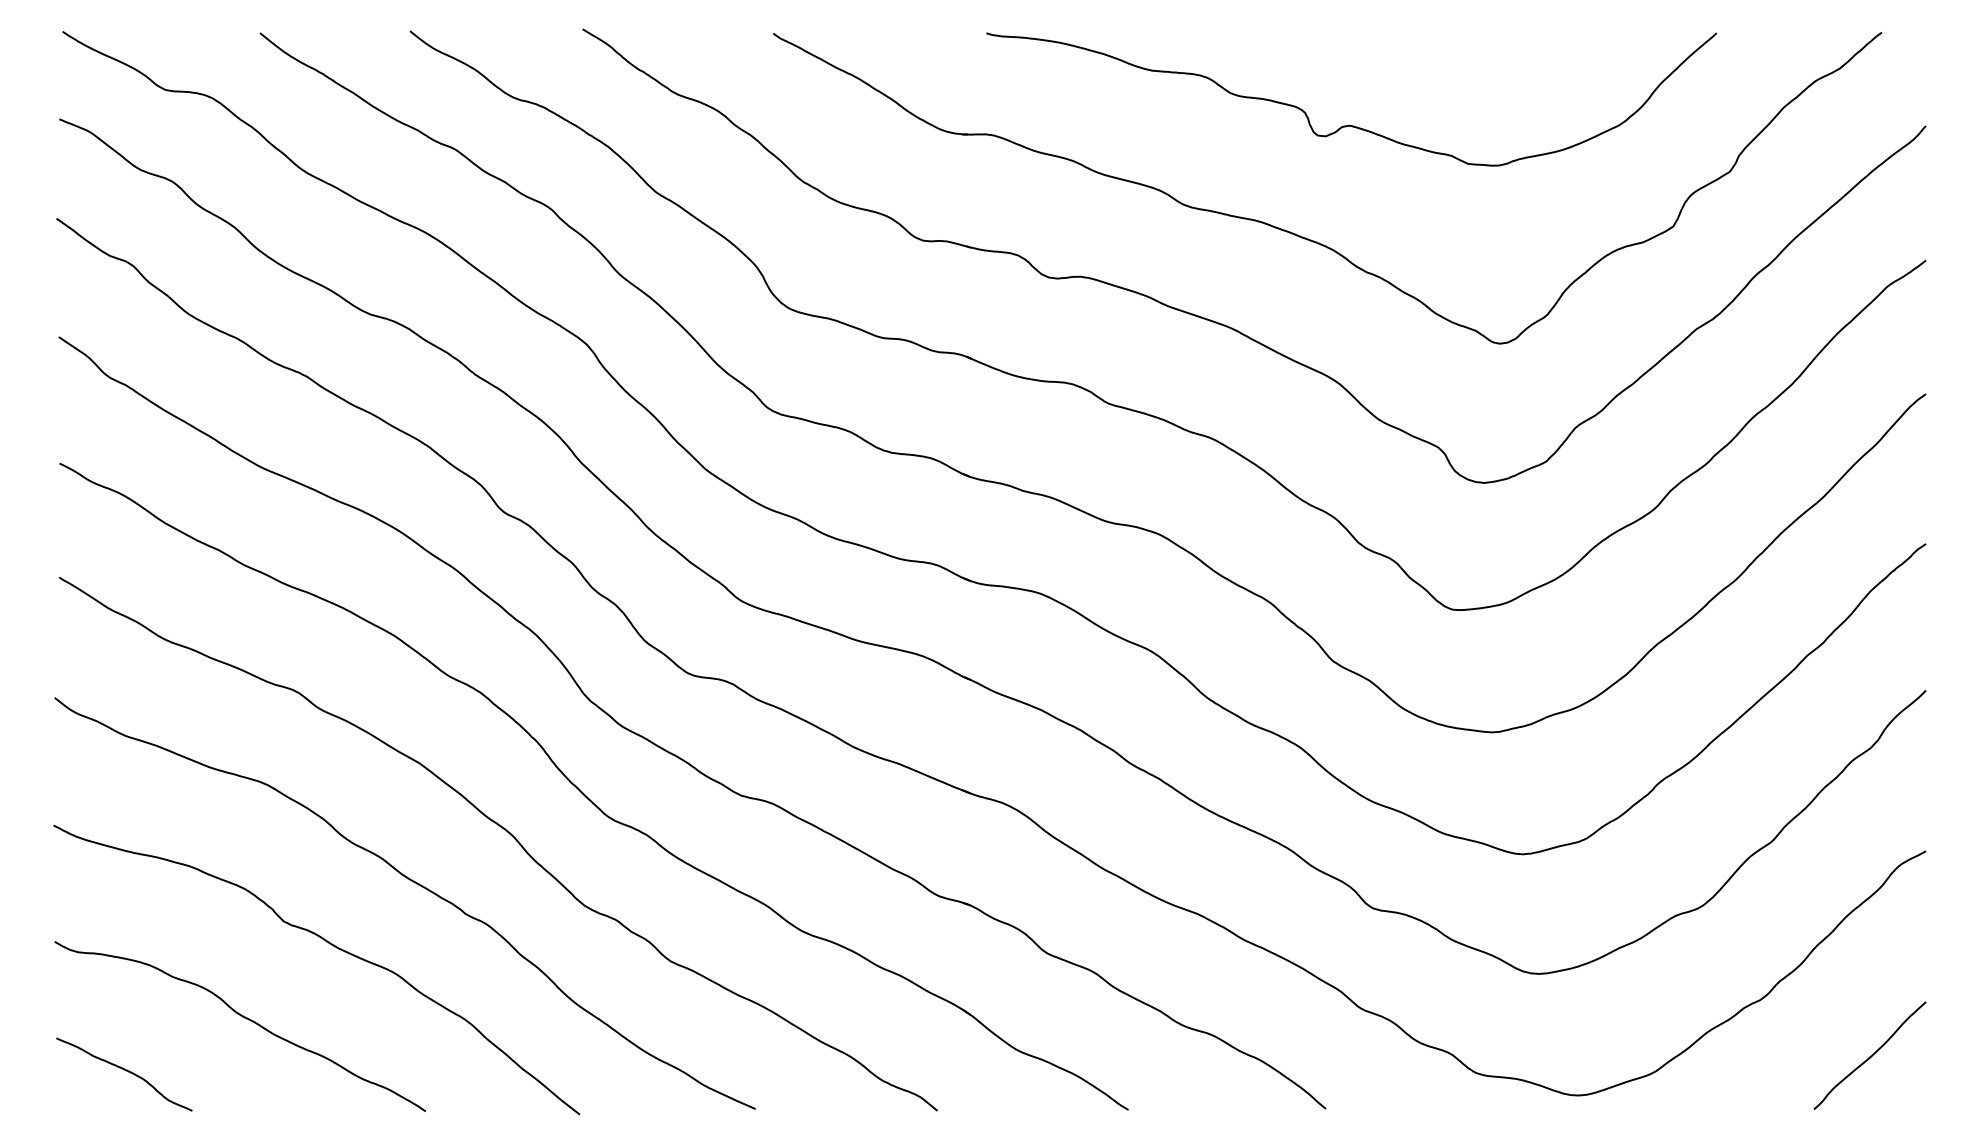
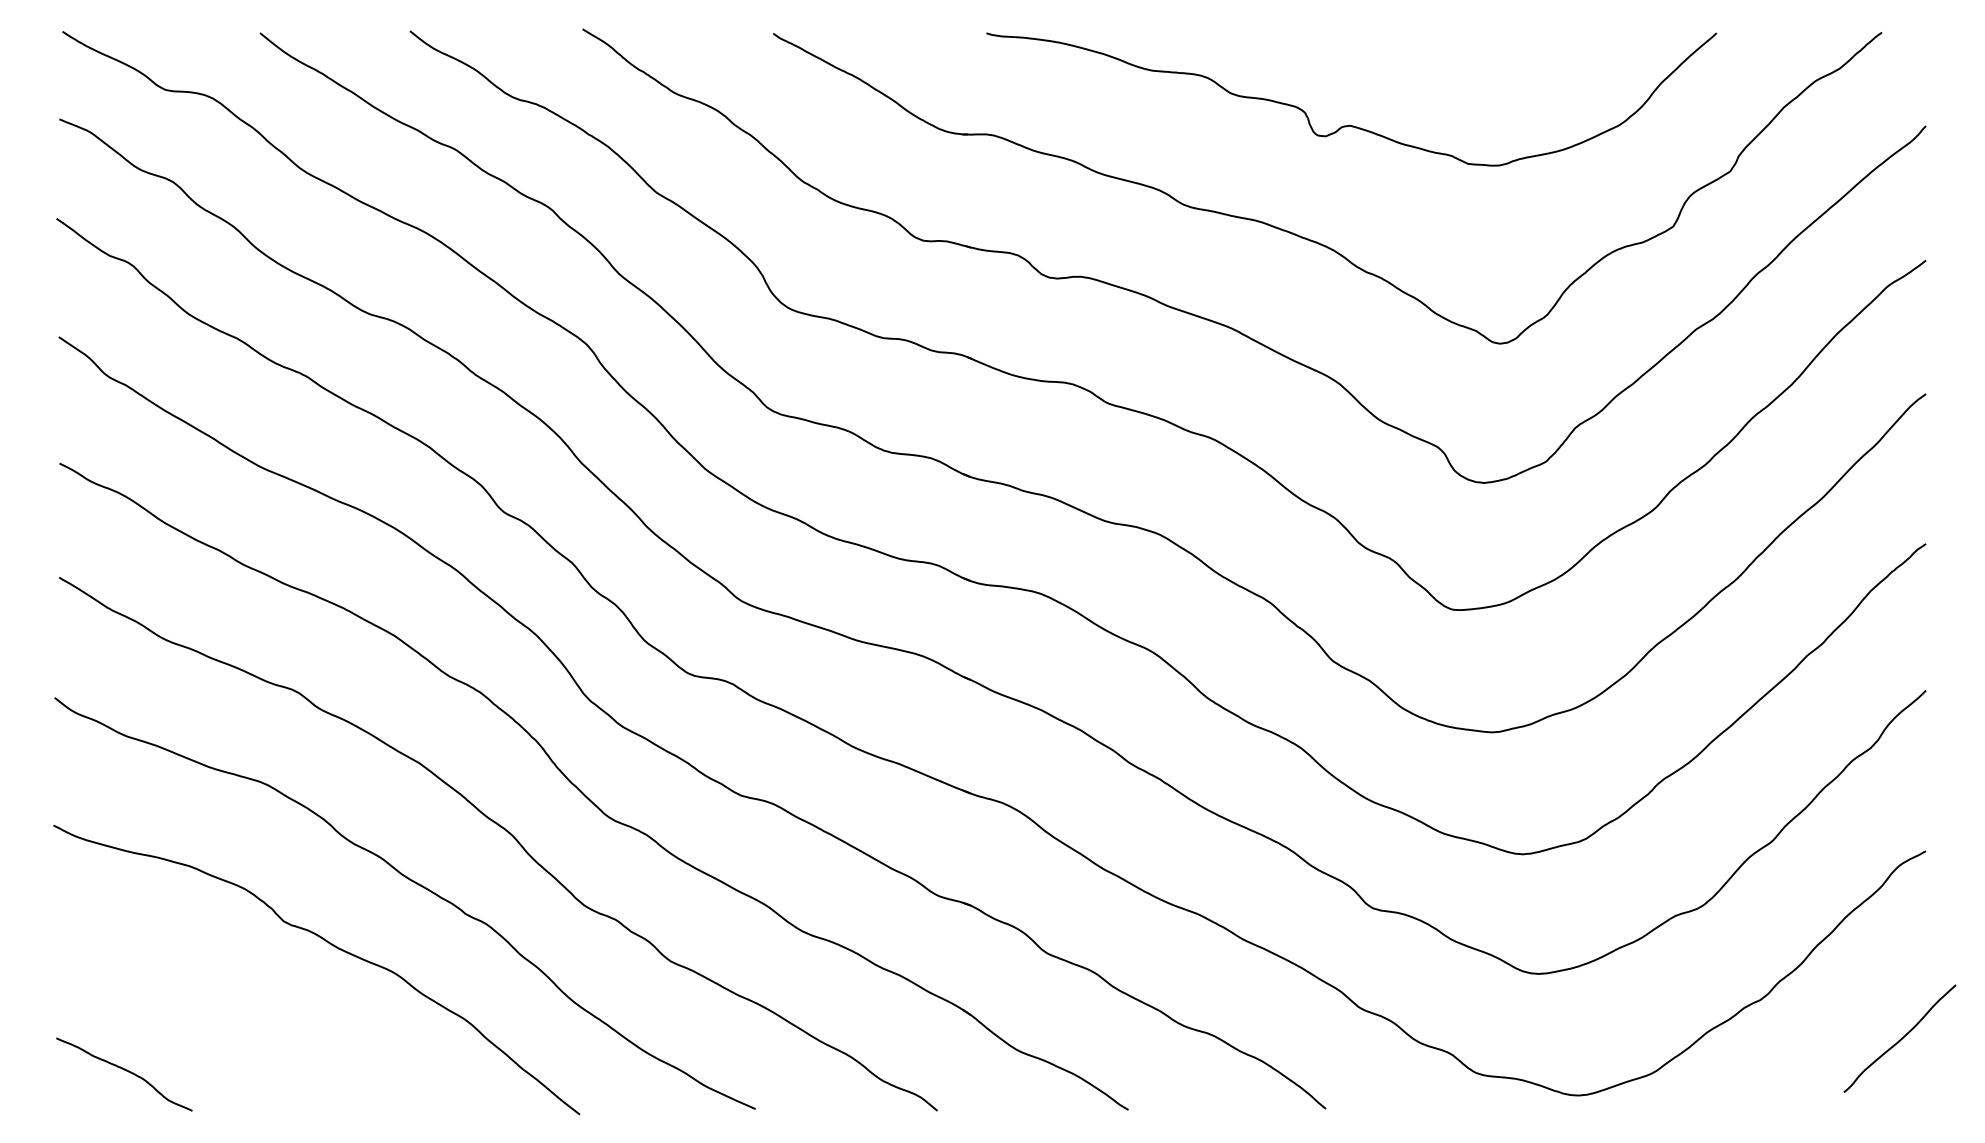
curve: present -> none (244, 1018)
curve position: (1870, 1055) -> (1900, 1038) (1900, 1038)
